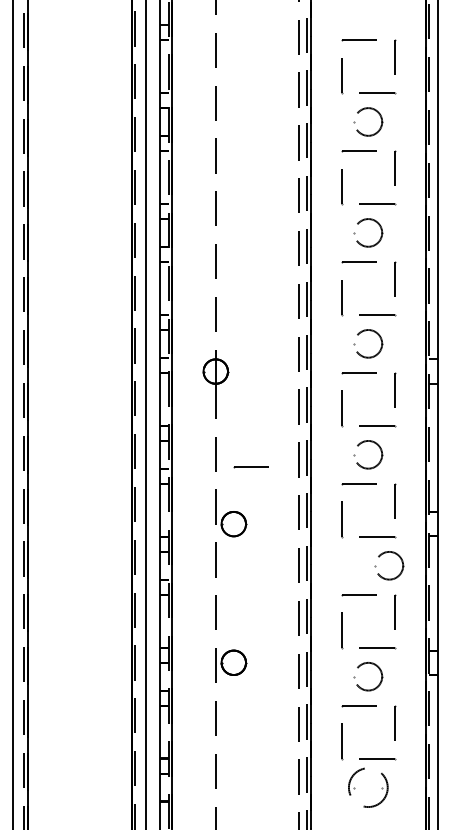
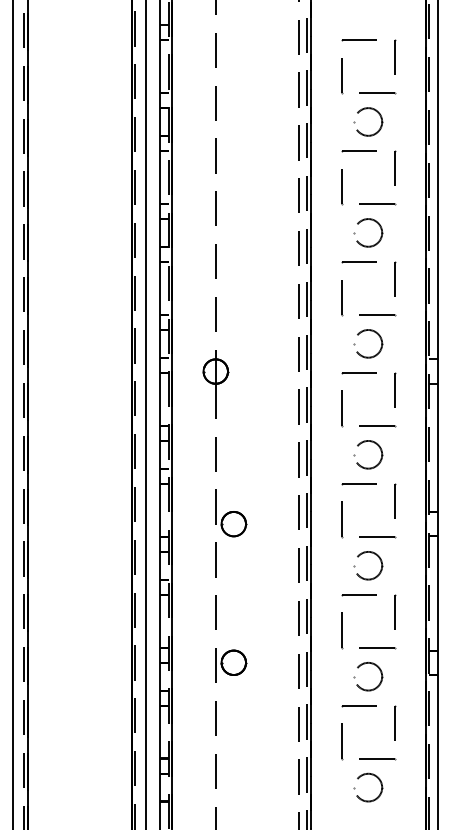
line: present -> none (250, 467)
part position: (386, 553) -> (365, 553) (365, 553)
circle diameter: 39 px -> 28 px (368, 787)
